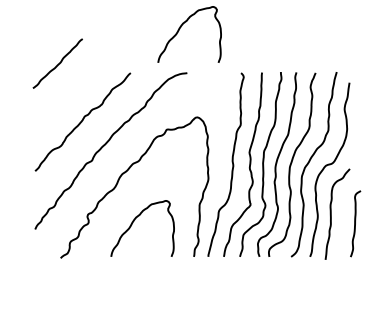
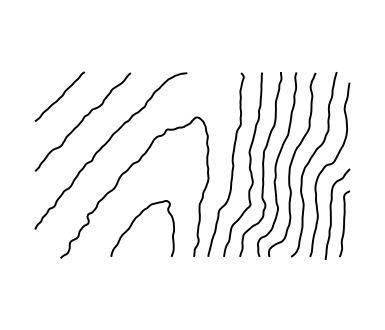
curve: present -> none (181, 27)
curve position: (58, 63) -> (60, 96) (60, 96)
curve position: (355, 223) -> (344, 223) (344, 223)
